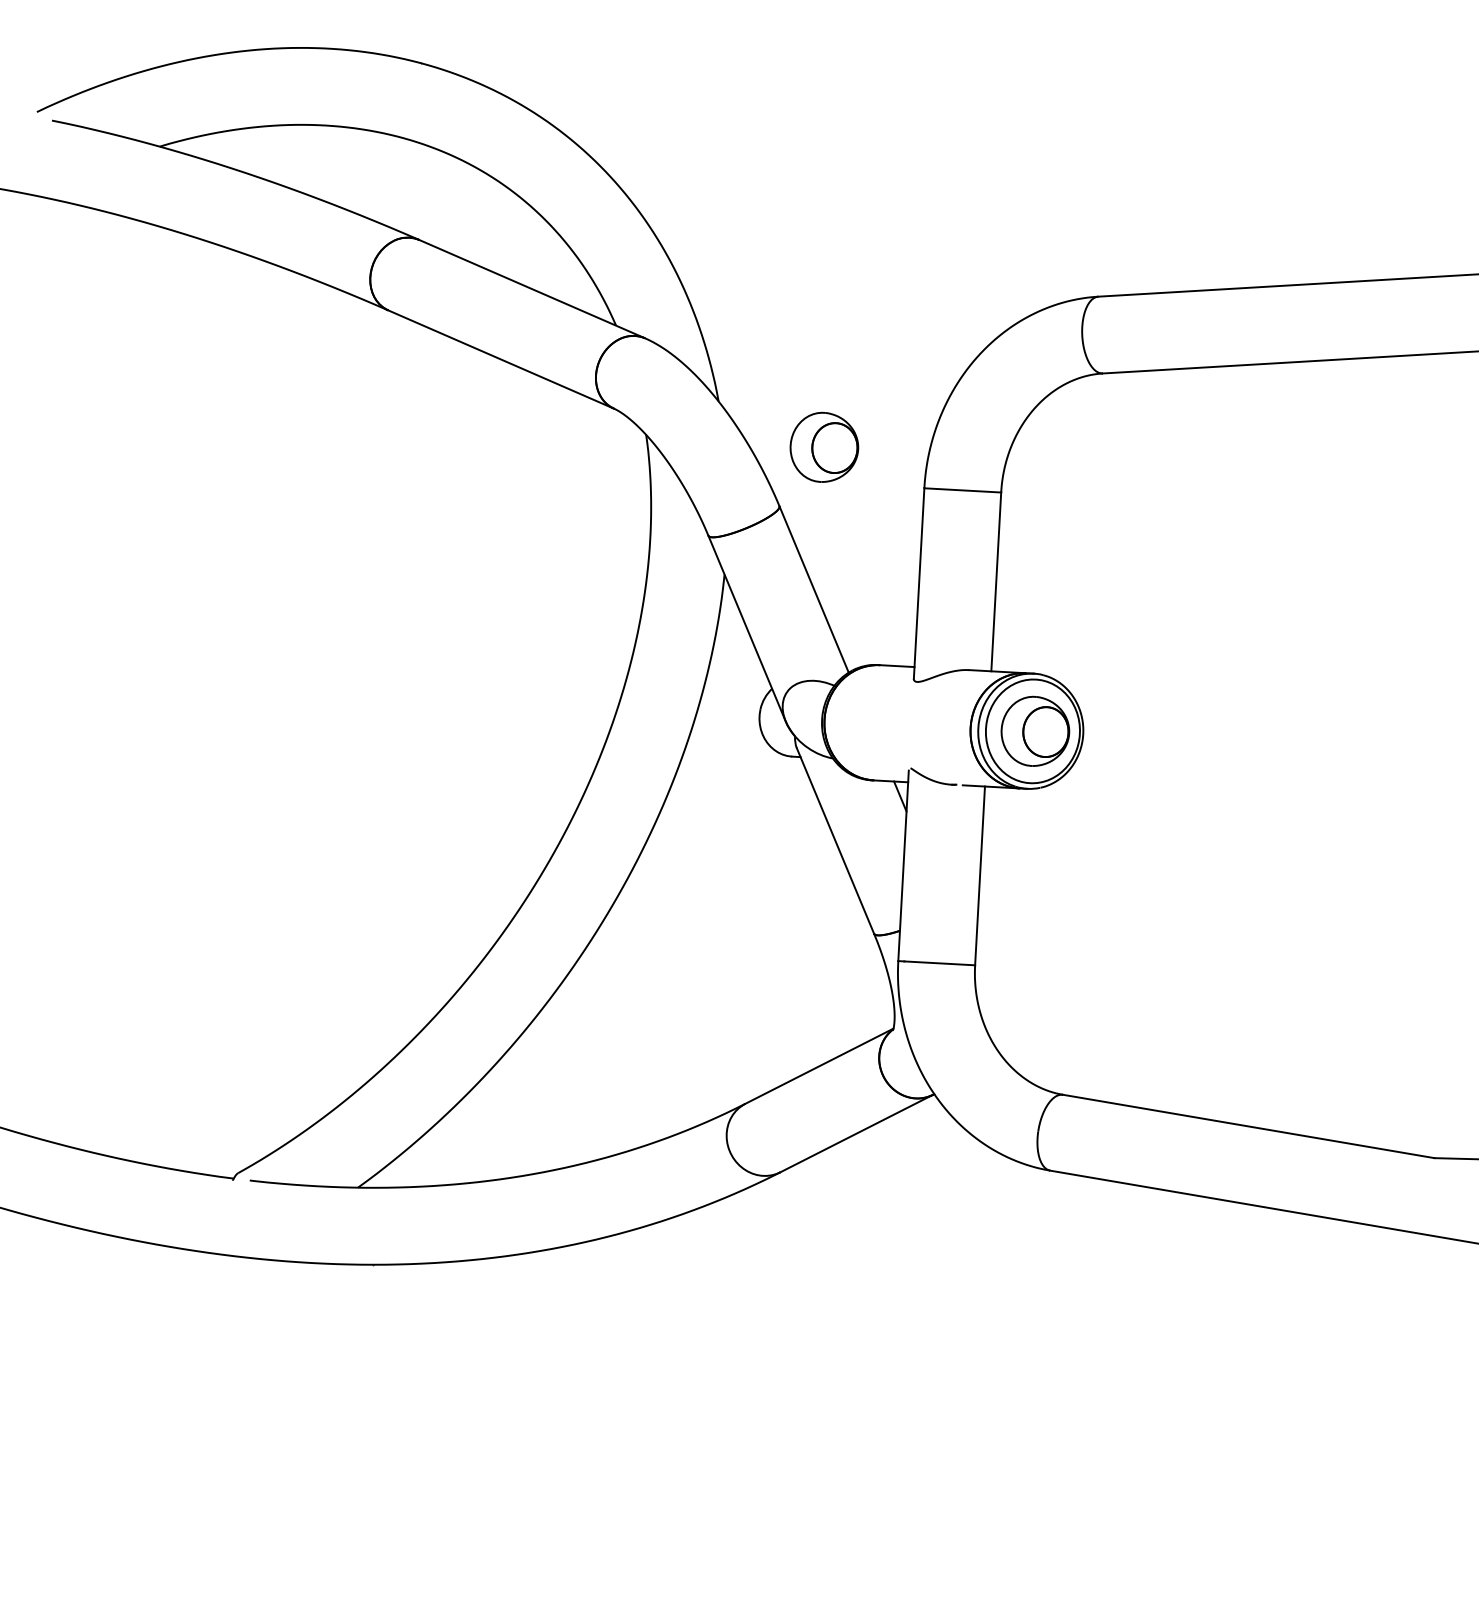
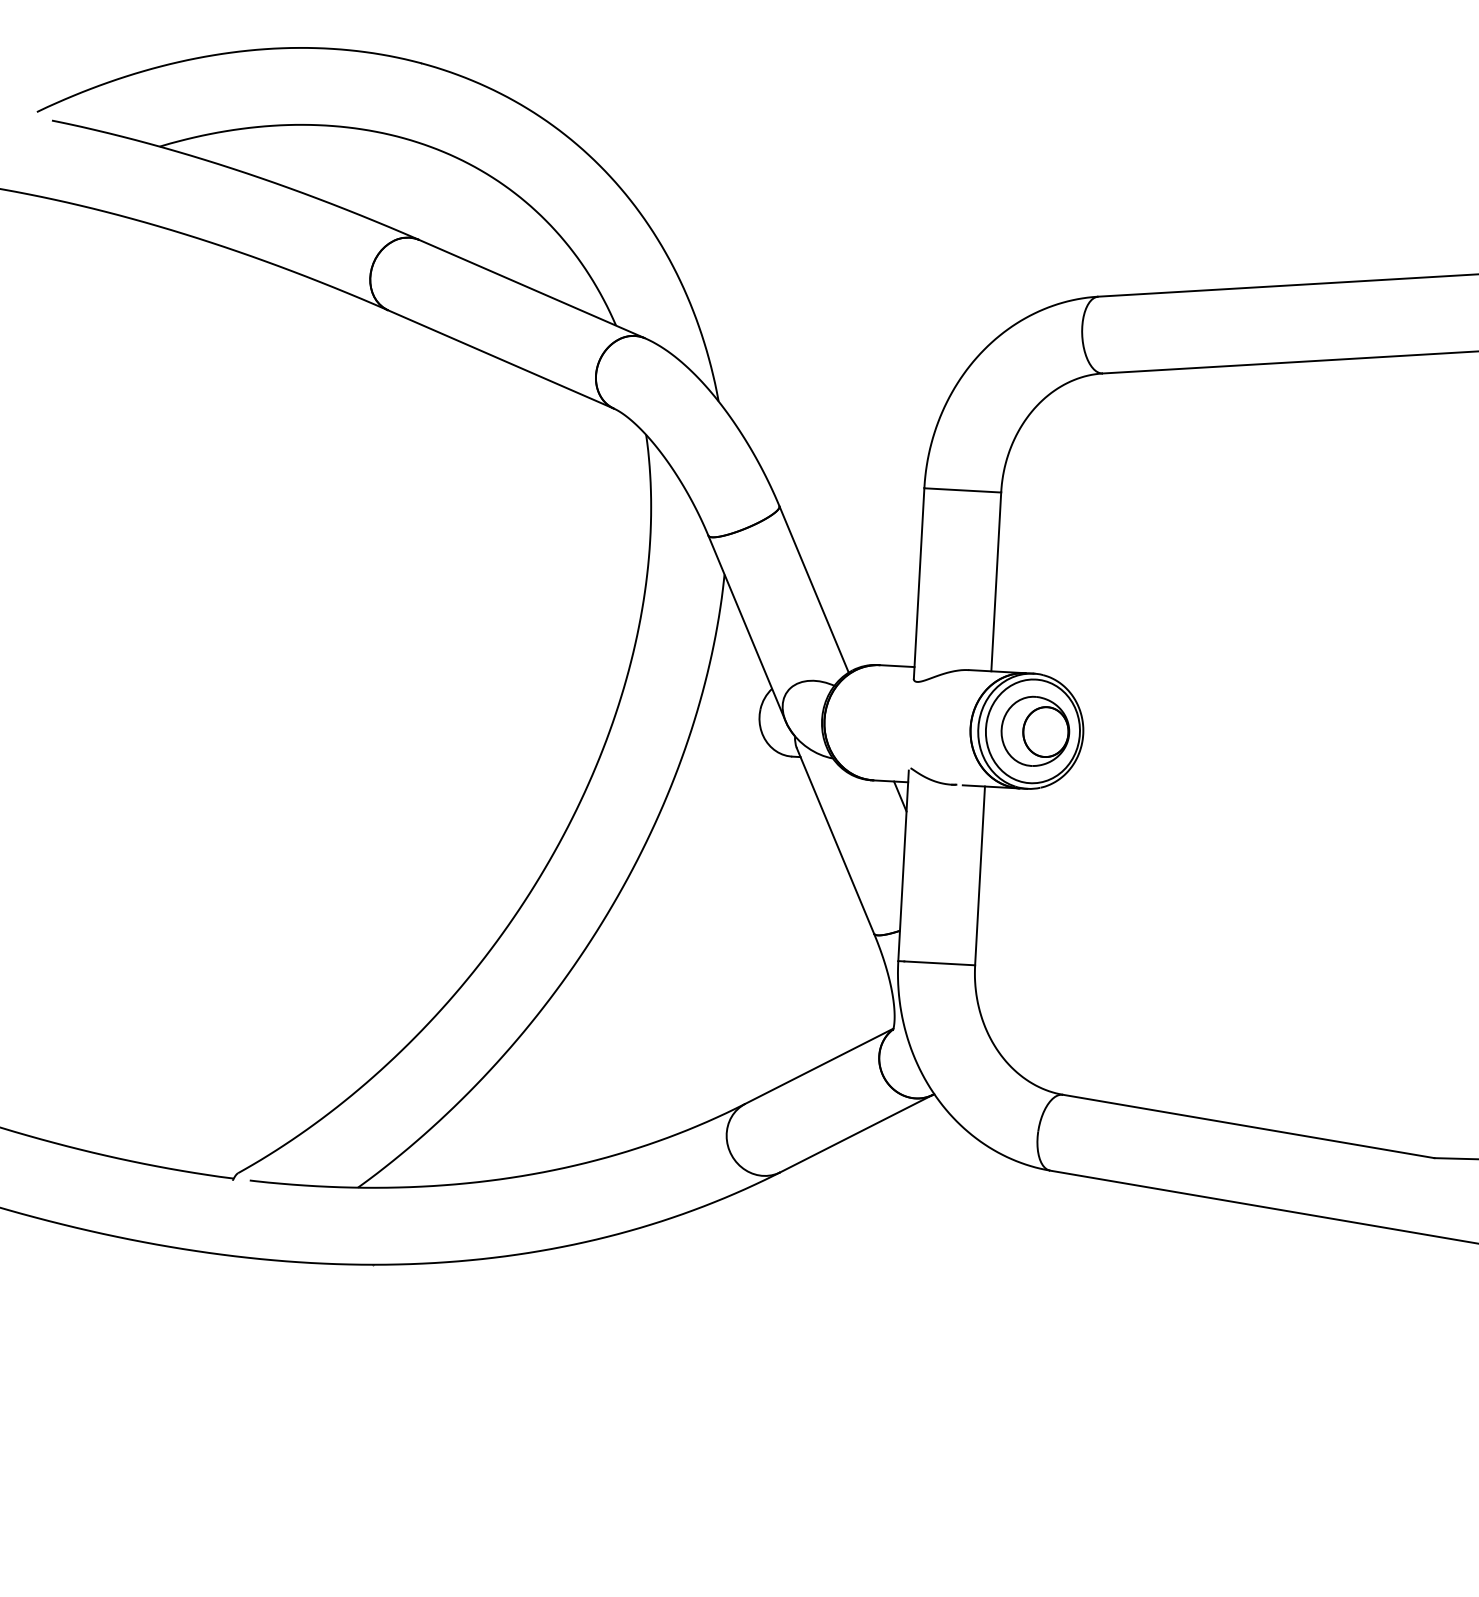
part: present -> none (824, 446)
